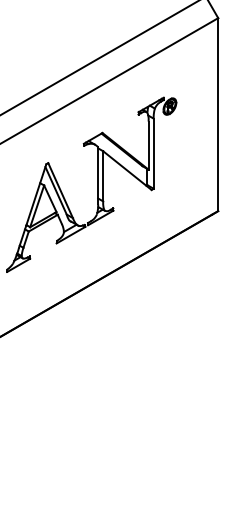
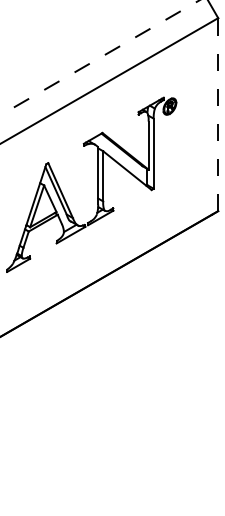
line: solid -> dashed (100, 57)
line: solid -> dashed (218, 114)
